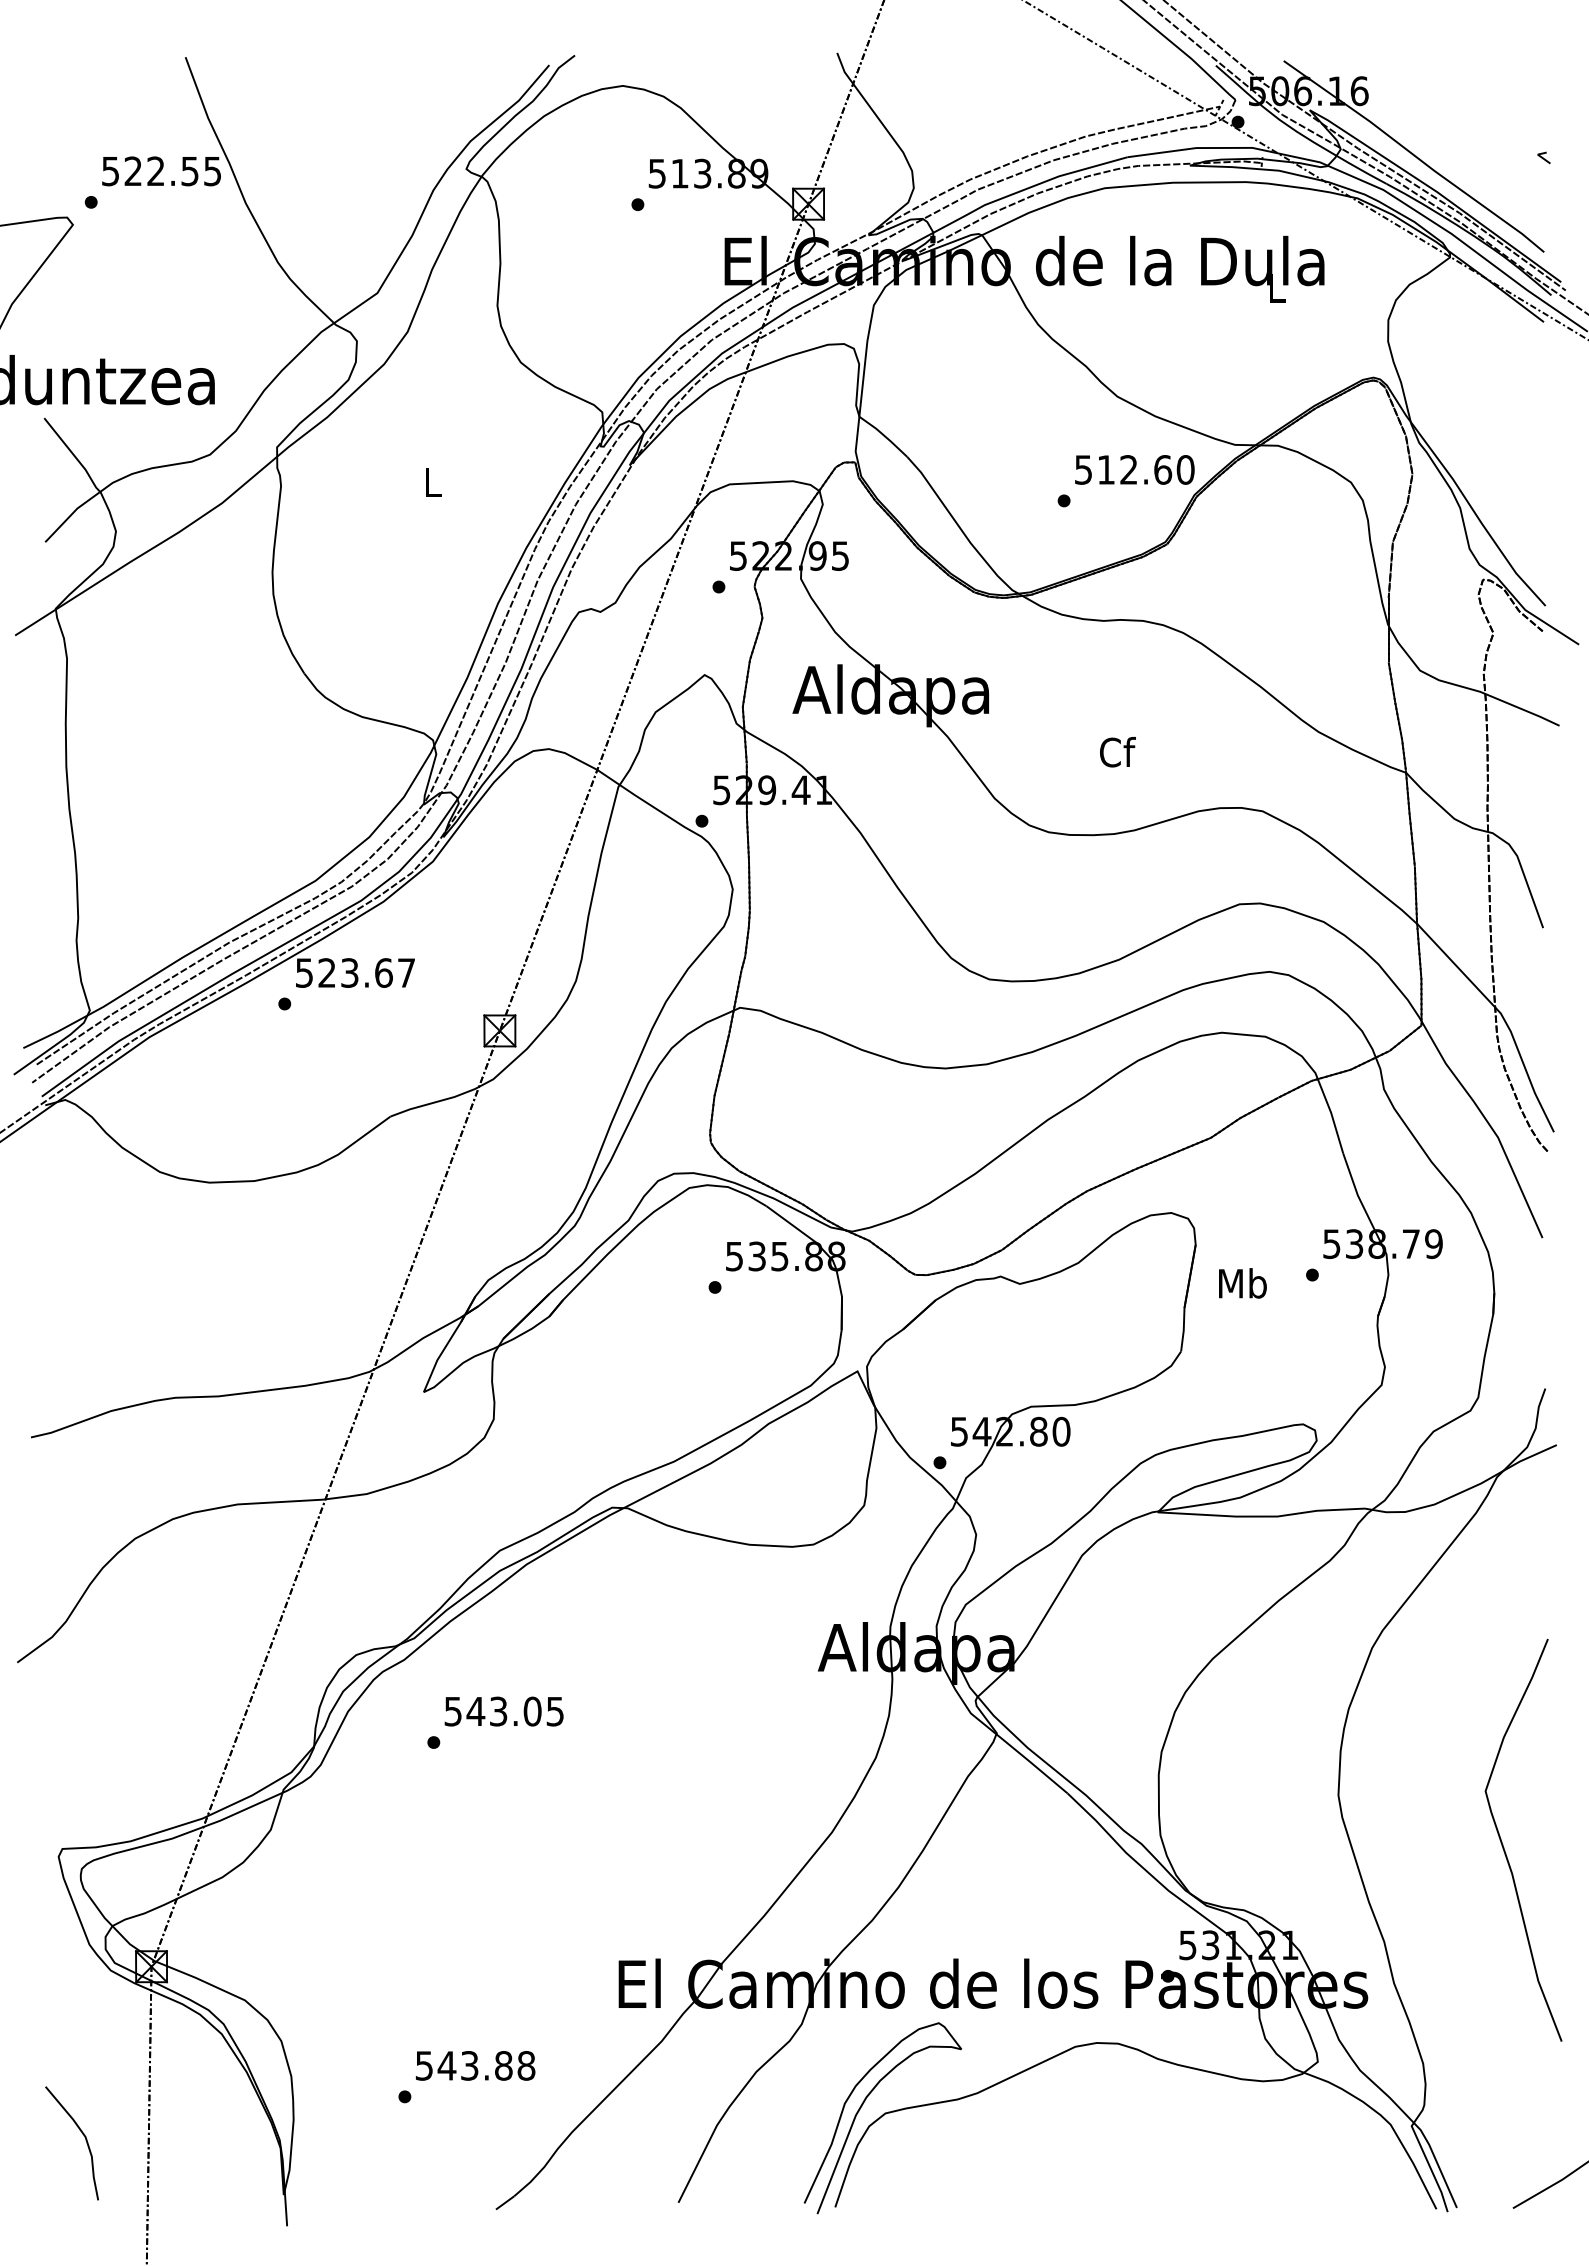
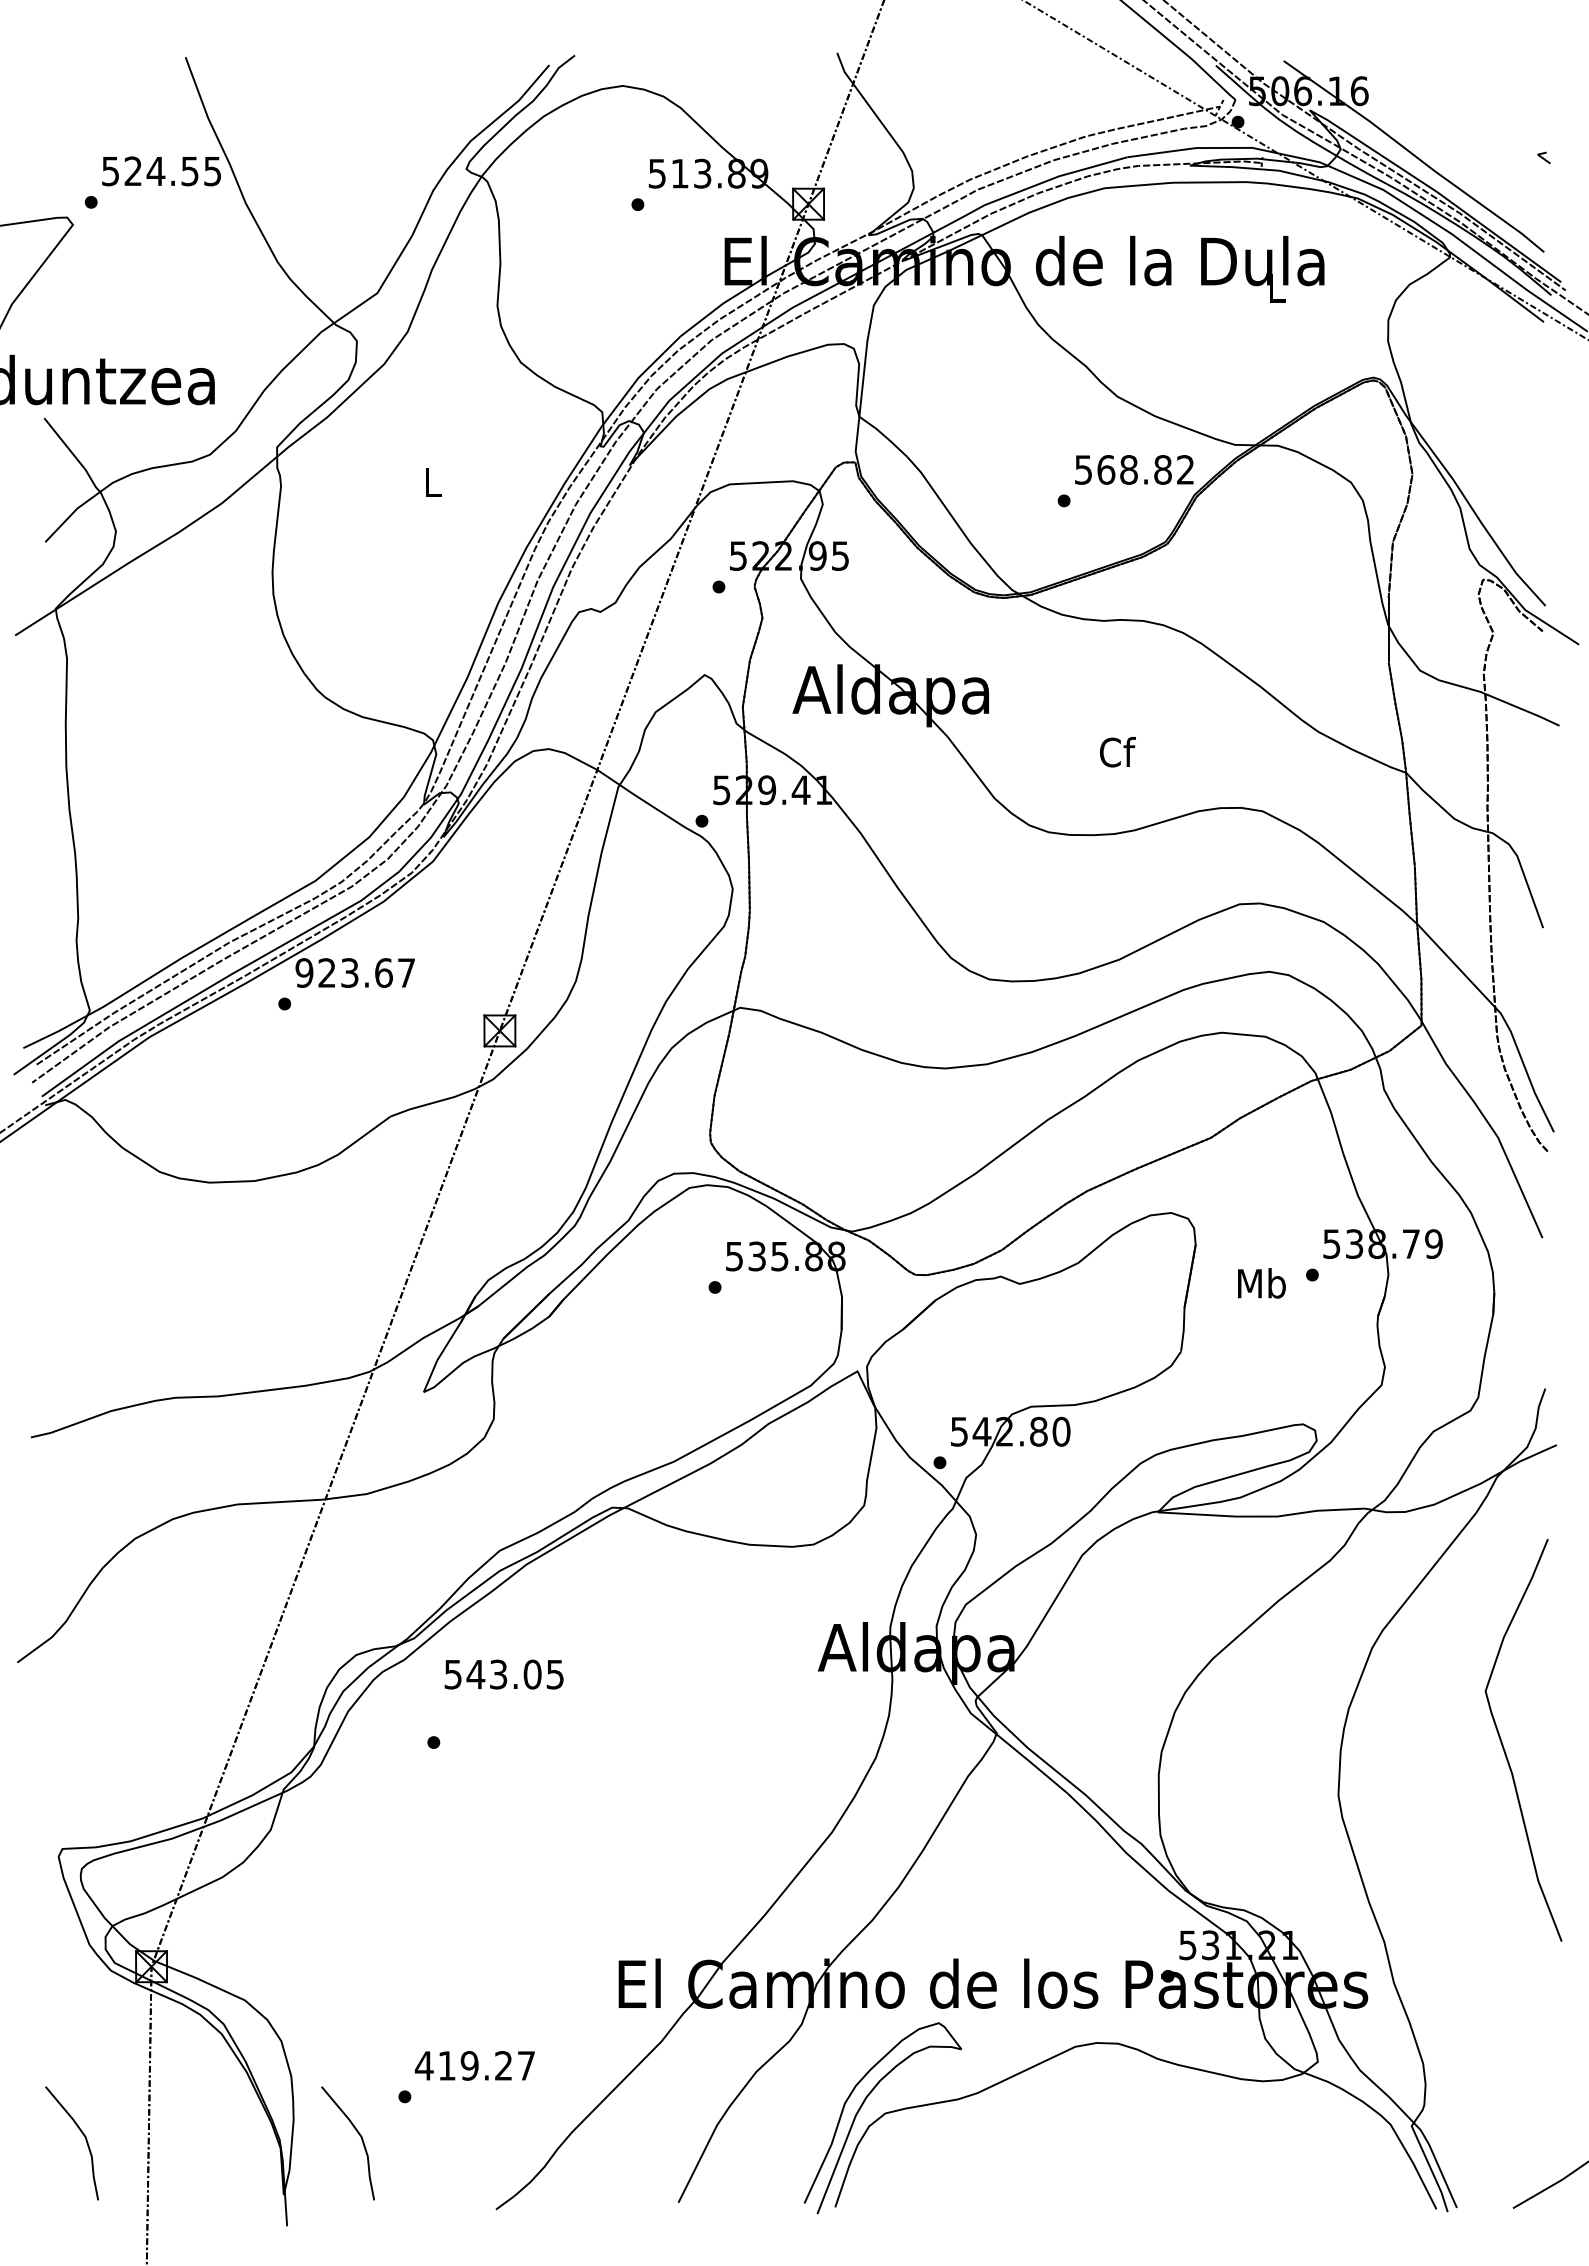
text: 522.55 -> 524.55 (155, 170)
text: 512.60 -> 568.82 (1145, 469)
text: 523.67 -> 923.67 (304, 972)
text position: (1242, 1283) -> (1261, 1283) (1261, 1283)
text position: (503, 1711) -> (503, 1674) (503, 1674)
curve position: (1503, 1844) -> (1503, 1744) (1503, 1744)
text: 543.88 -> 419.27 (474, 2065)
curve: none -> present (357, 2133)
